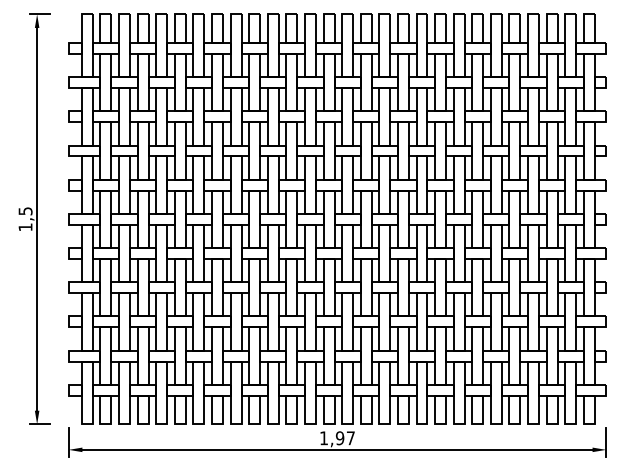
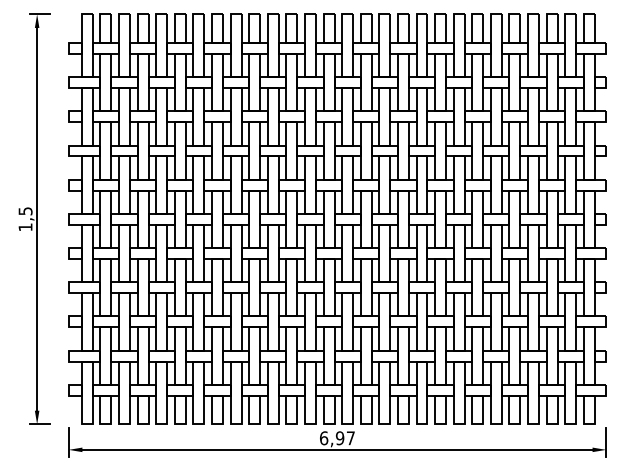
text: 1,97 -> 6,97 (324, 438)
